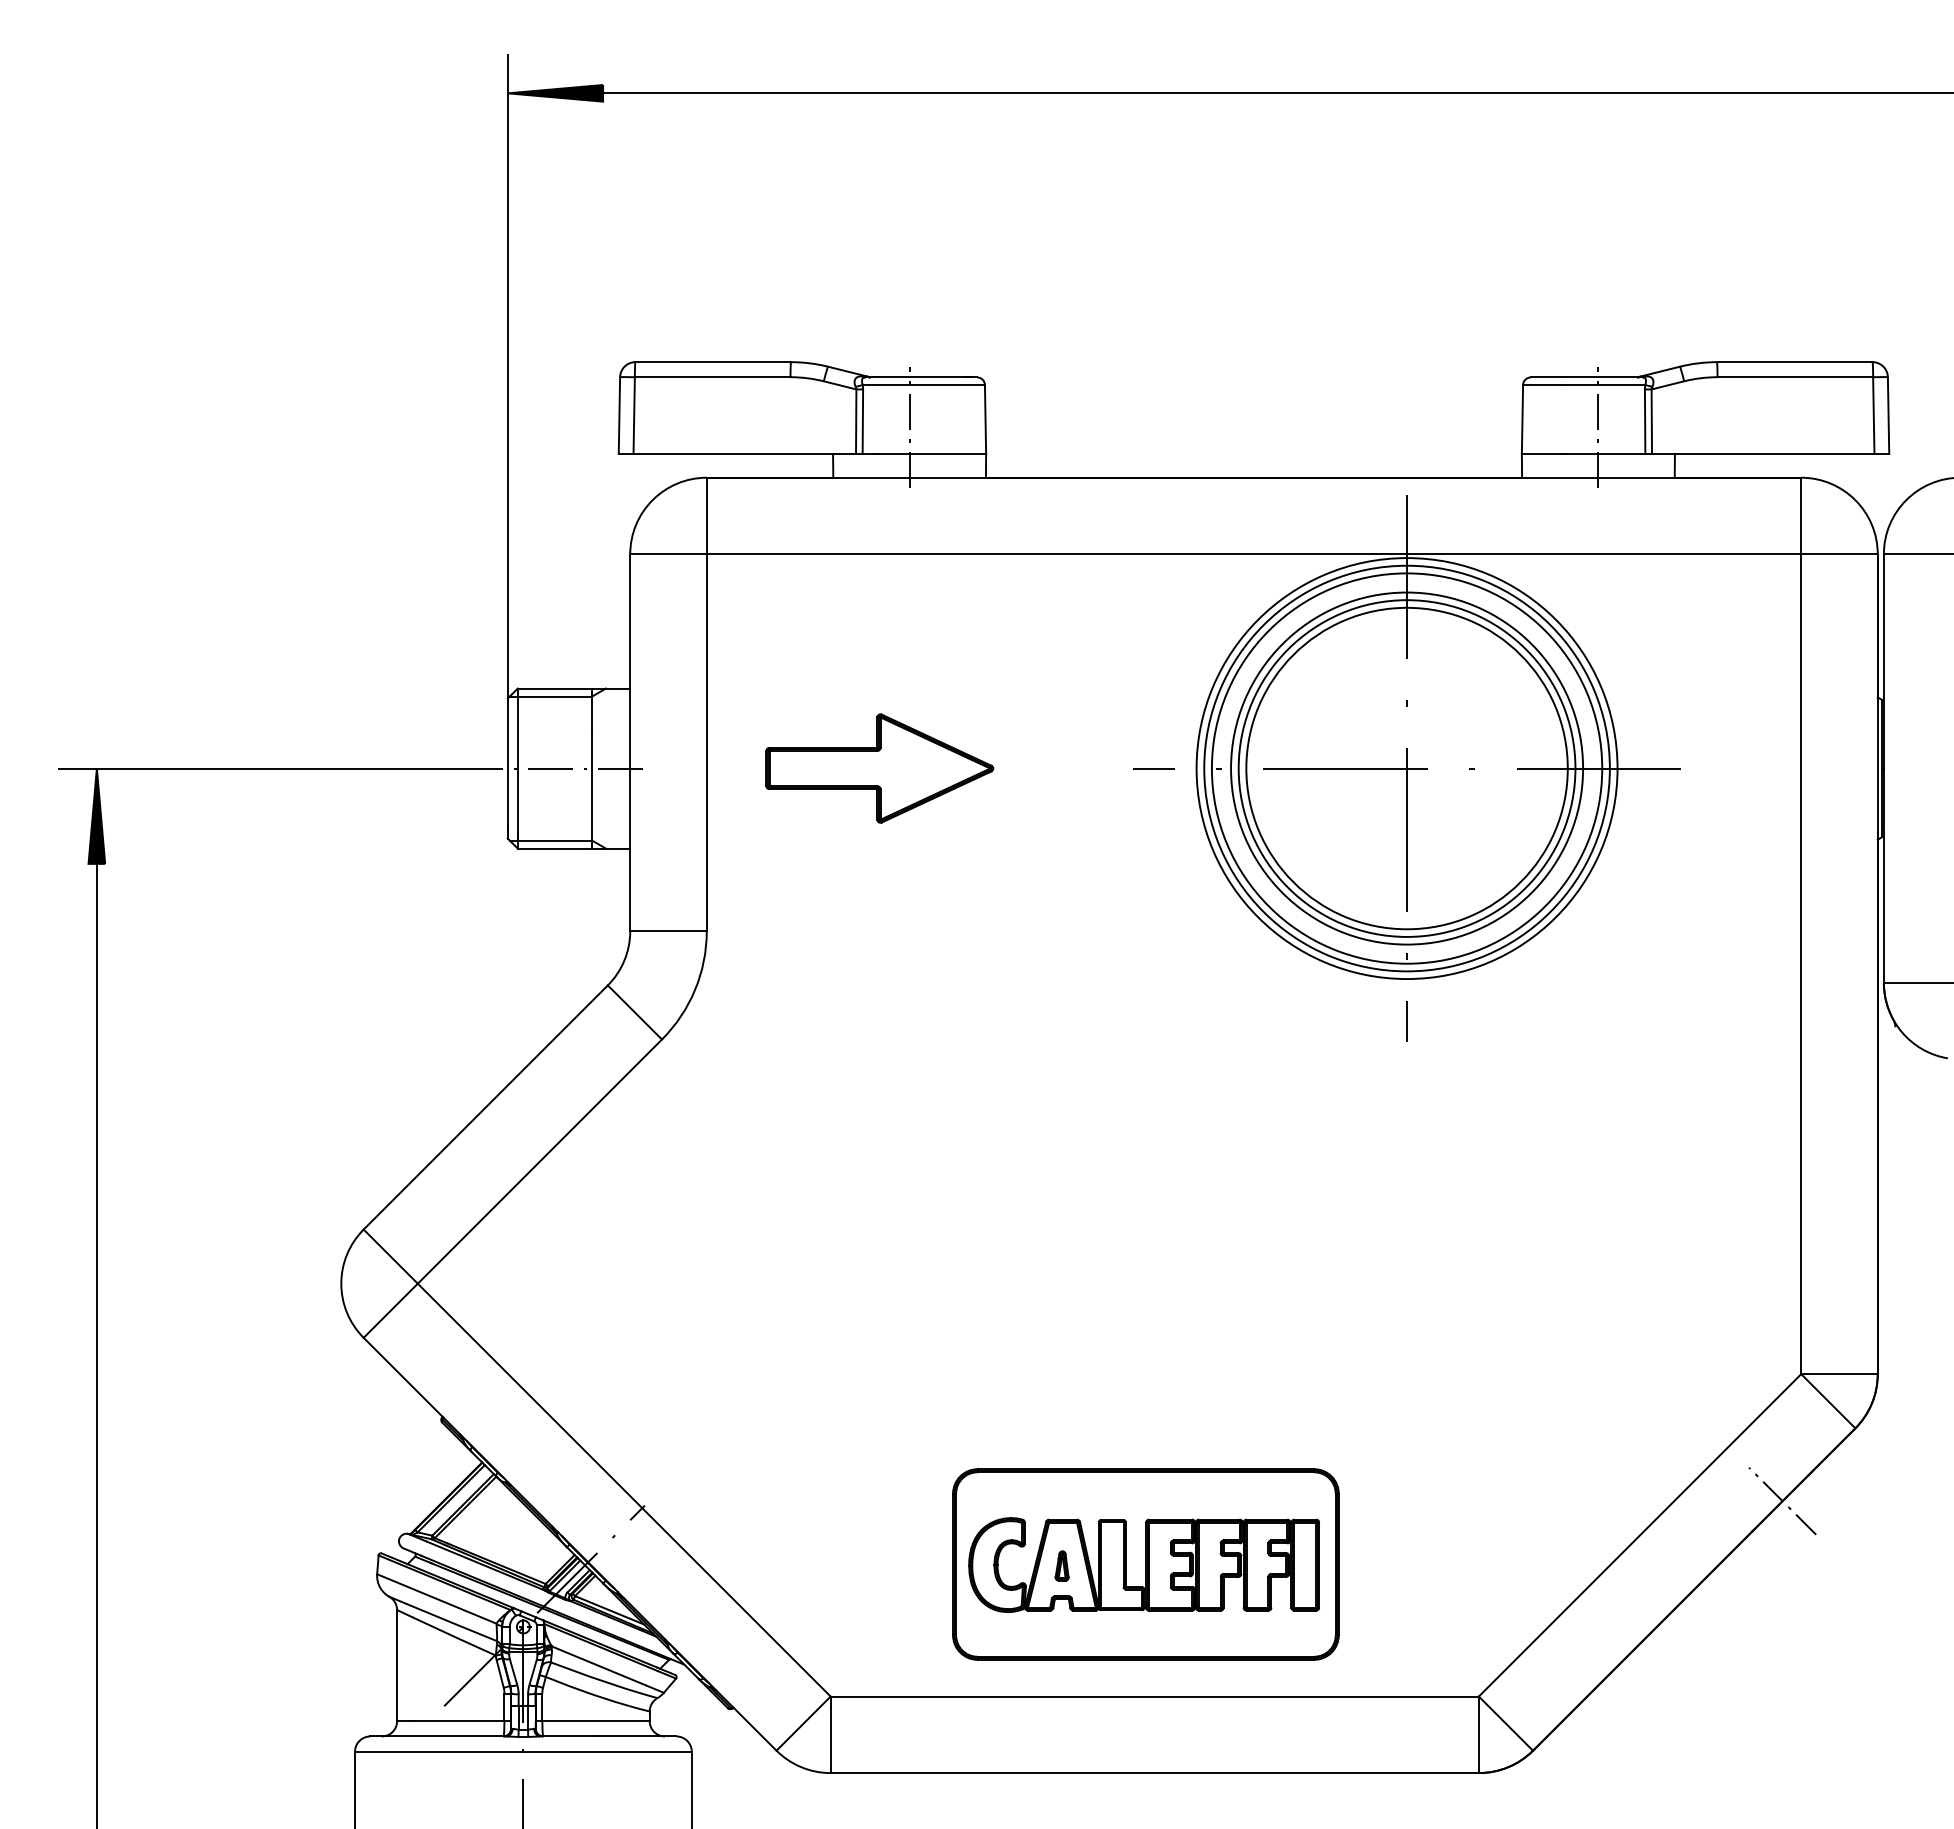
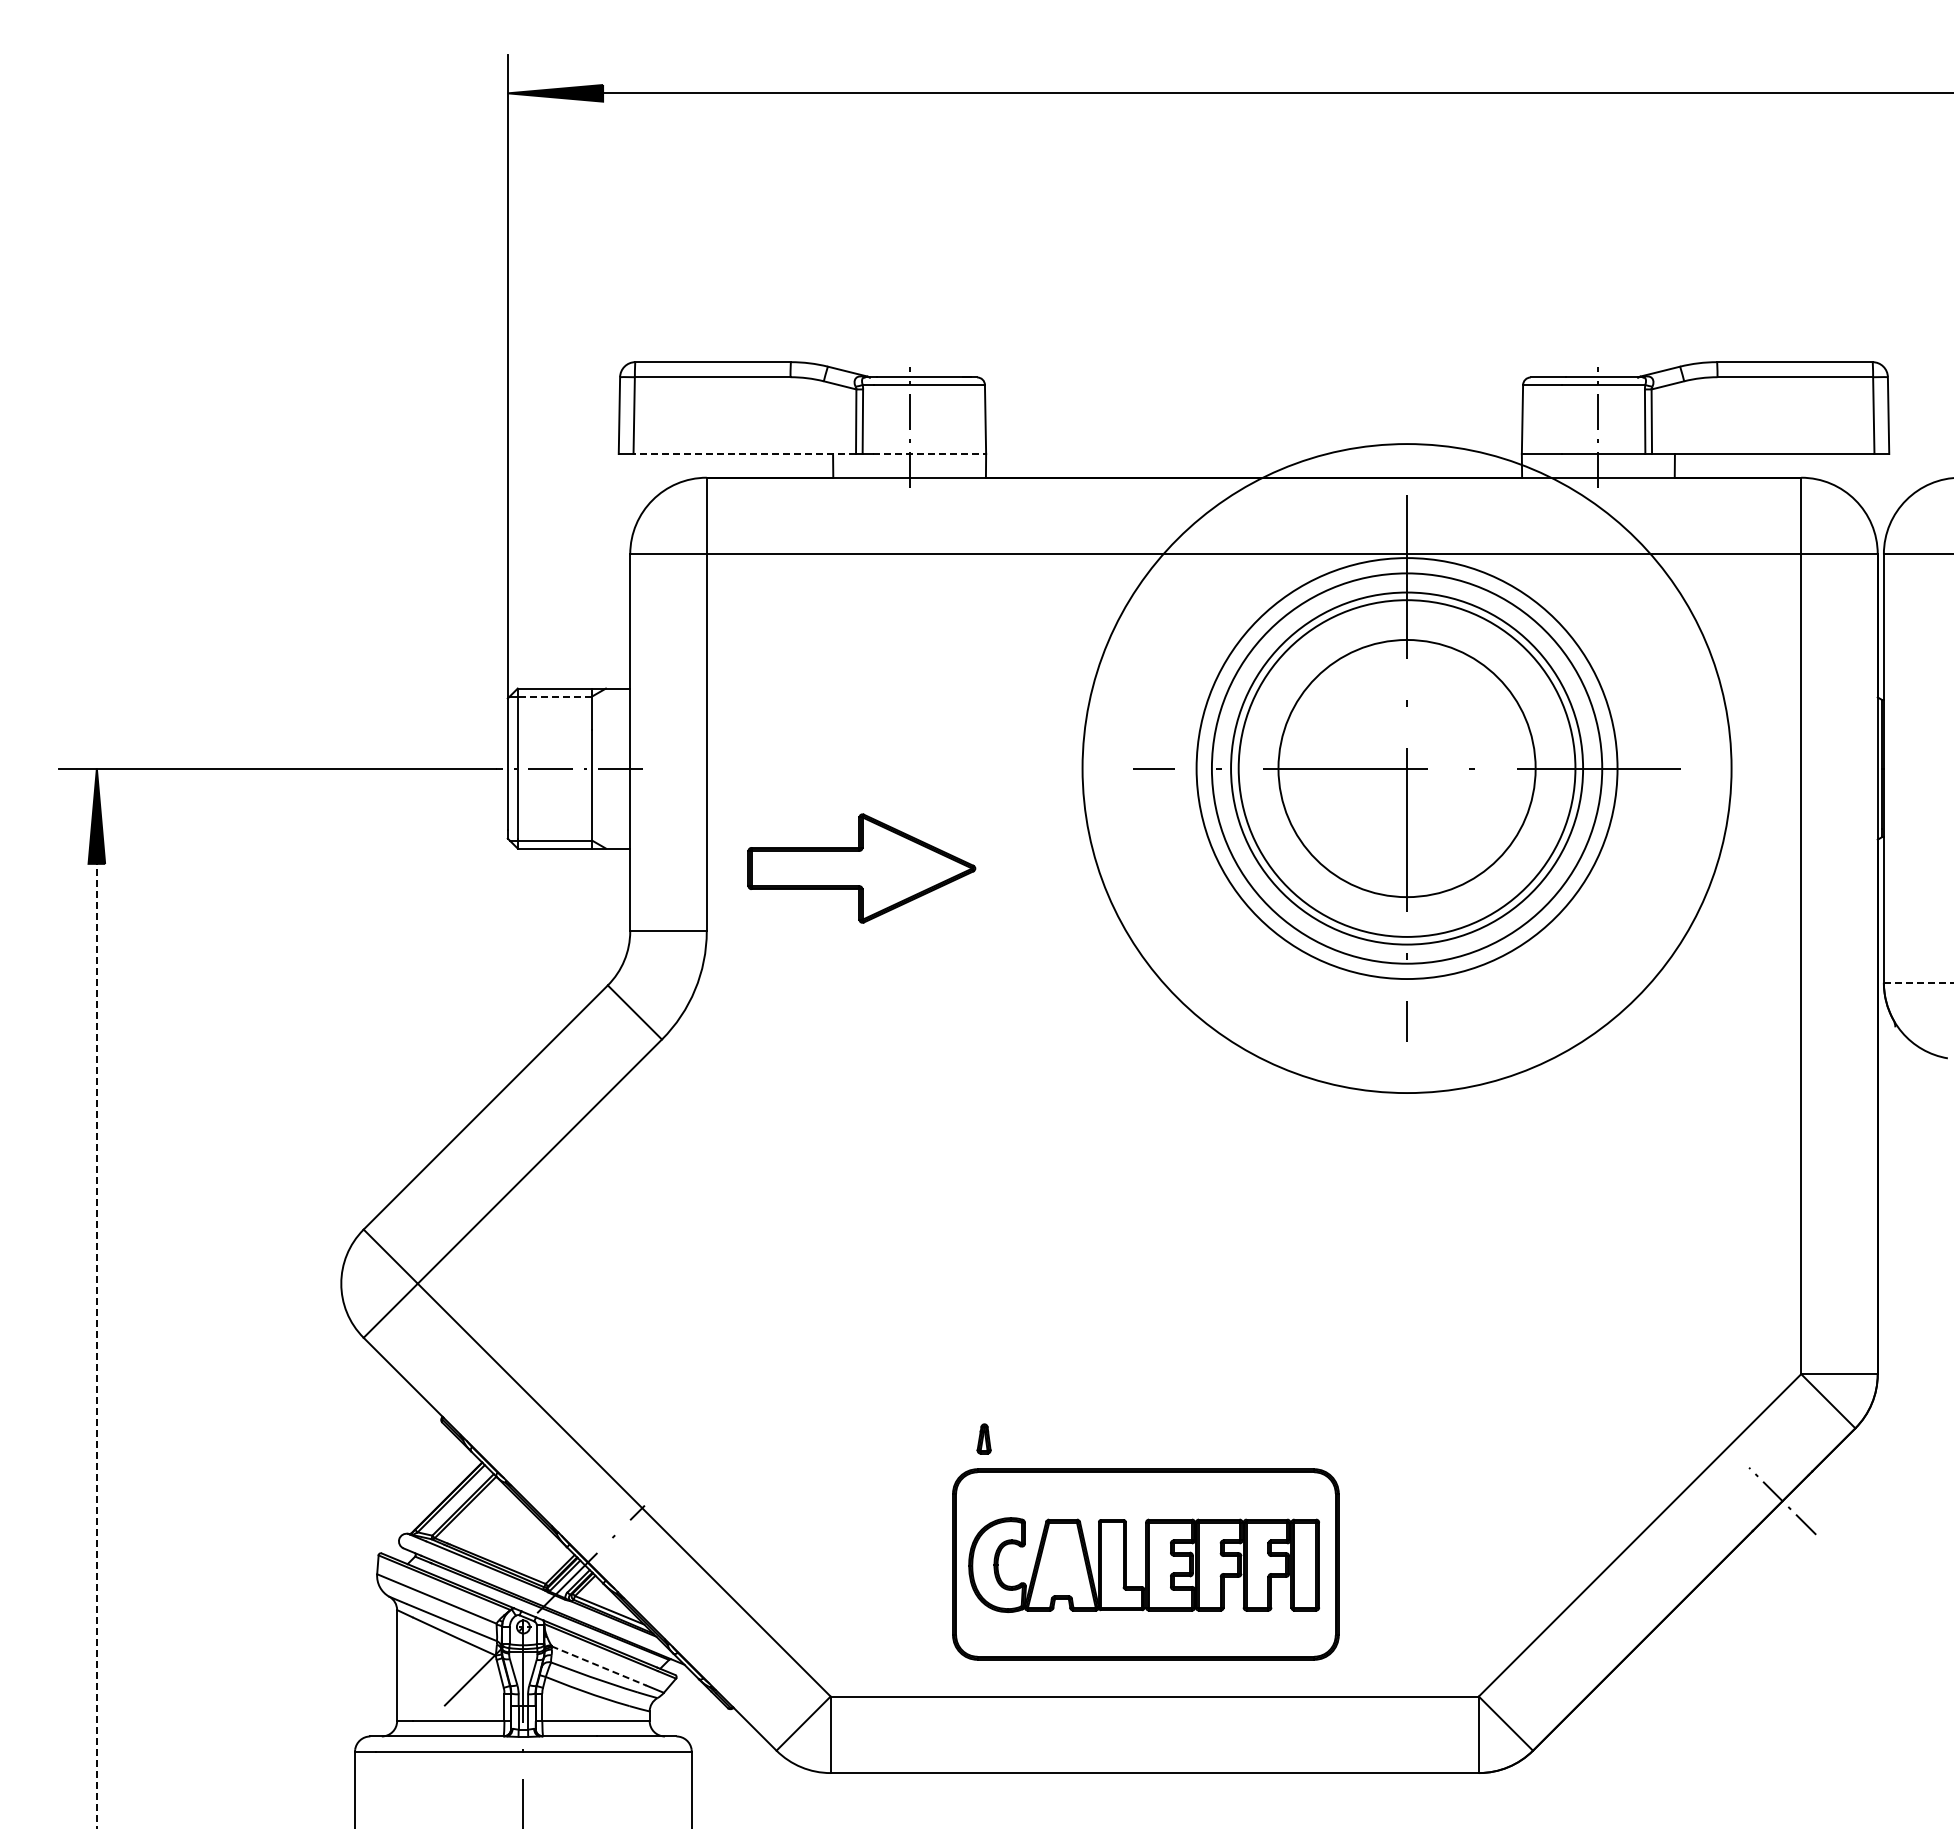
line: solid -> dashed (744, 454)
line: solid -> dashed (929, 454)
line: solid -> dashed (554, 696)
part position: (879, 768) -> (861, 868) (861, 868)
circle diameter: 321 px -> 257 px (1406, 768)
circle diameter: 406 px -> 649 px (1406, 768)
line: solid -> dashed (1918, 982)
line: solid -> dashed (96, 1345)
part position: (1061, 1565) -> (983, 1438) (983, 1438)
line: solid -> dashed (599, 1666)
